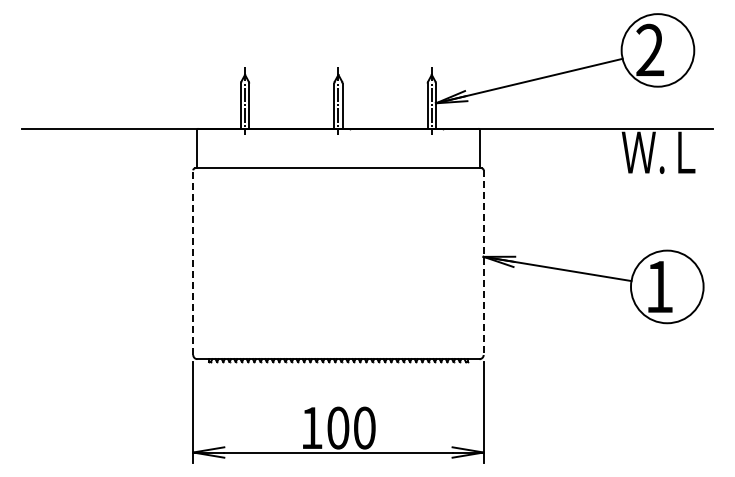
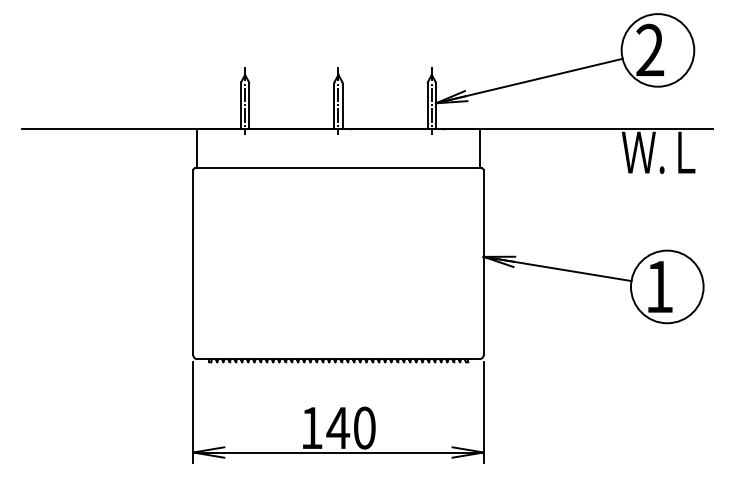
line: dashed -> solid (193, 262)
line: dashed -> solid (483, 263)
text: 100 -> 140 (338, 427)
